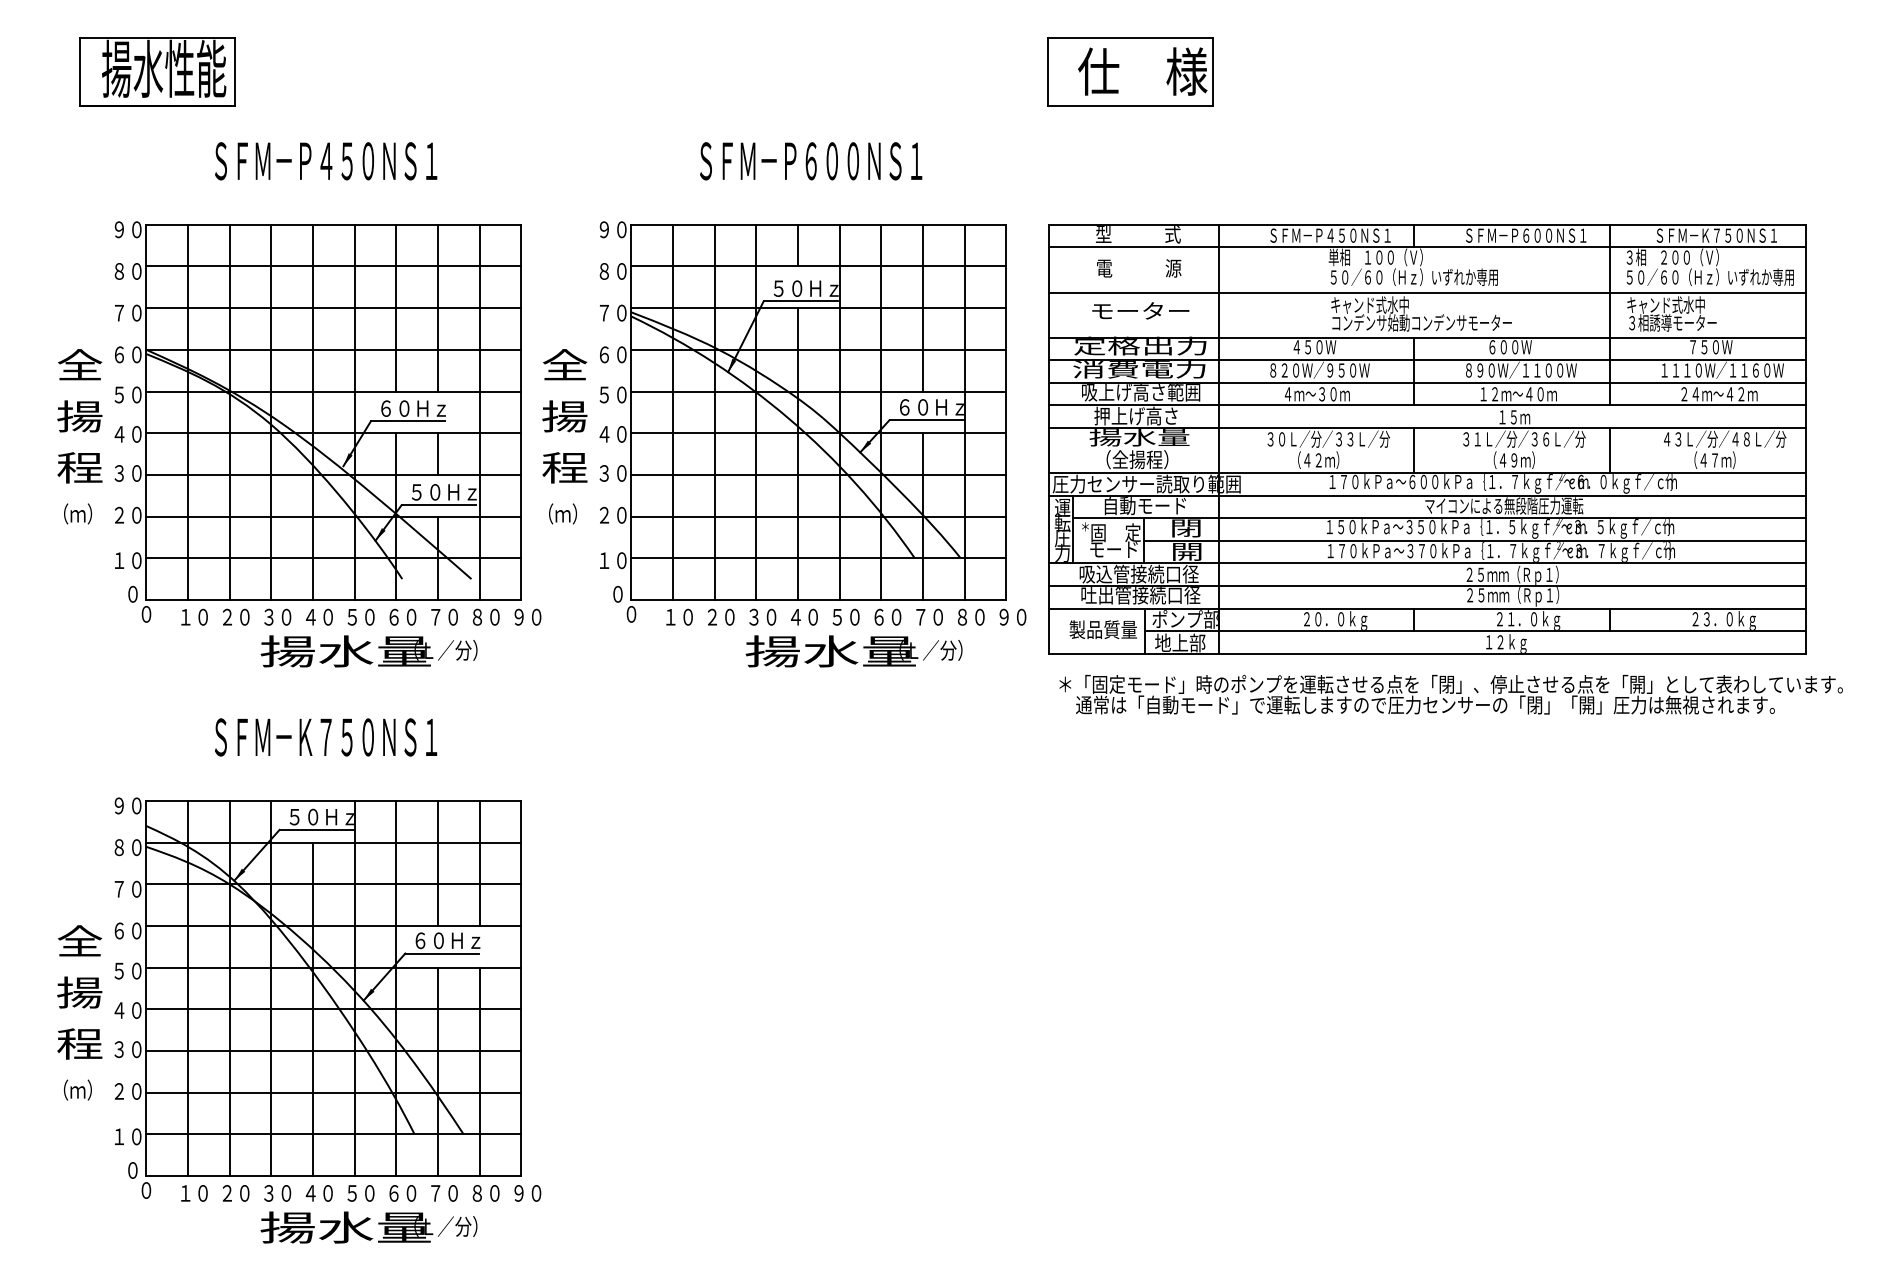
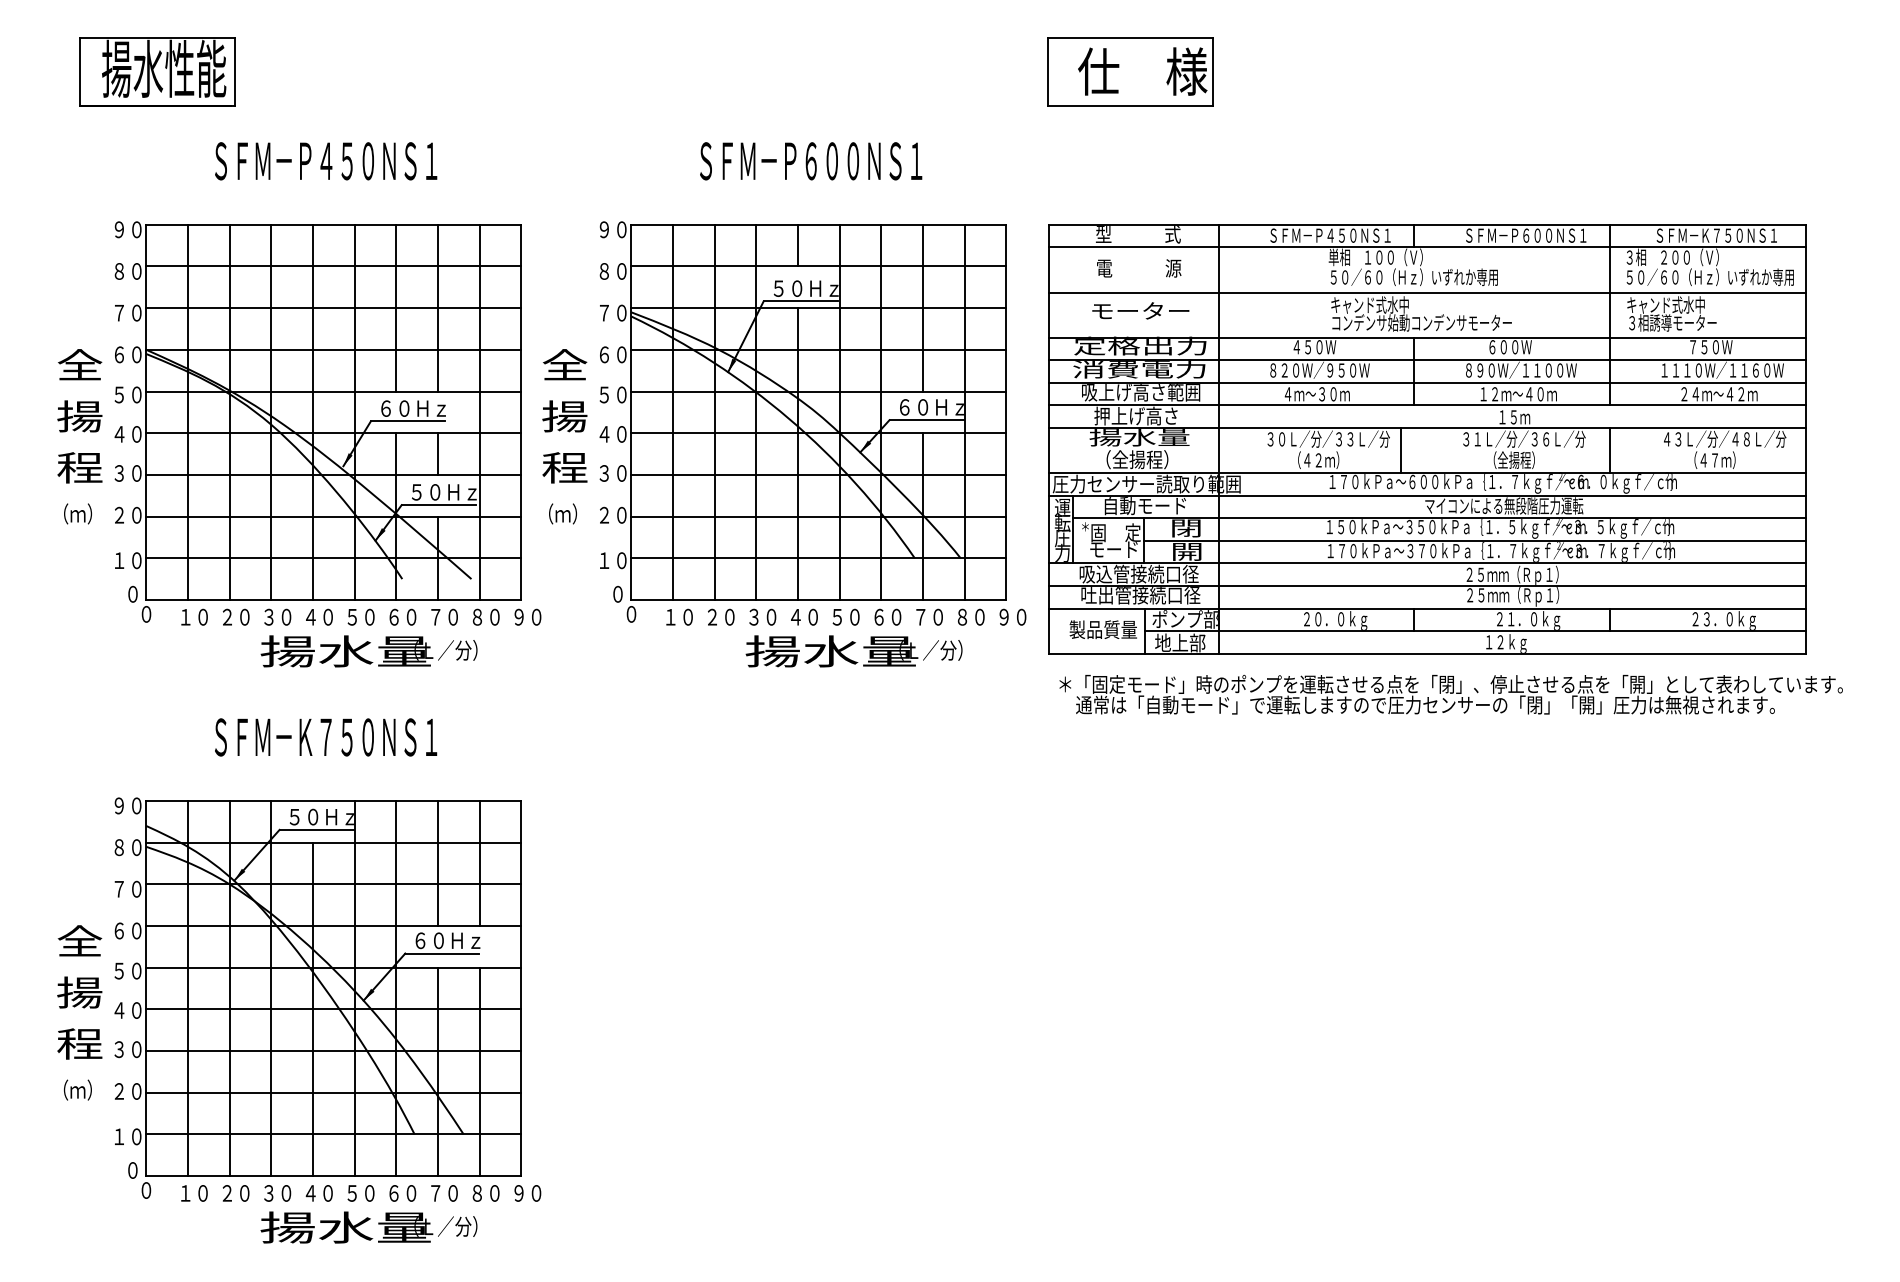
line position: (1414, 450) -> (1401, 450) (1401, 450)
text: （４９ｍ） -> （全揚程） (1513, 459)
